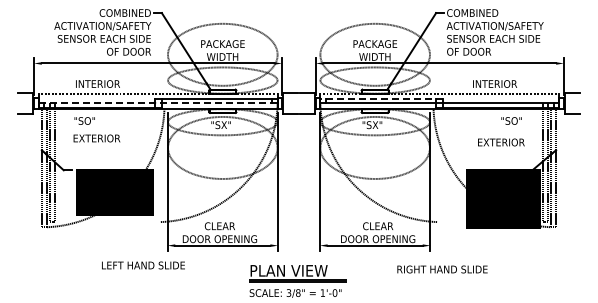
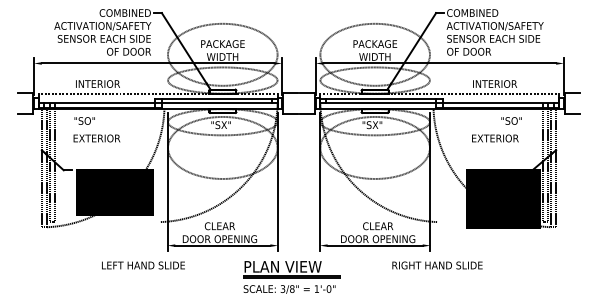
line: dashed -> solid (381, 98)
line: dashed -> solid (158, 103)
text position: (501, 142) -> (495, 138) (495, 138)
text position: (442, 269) -> (437, 265) (437, 265)
part position: (297, 281) -> (291, 277) (291, 277)
